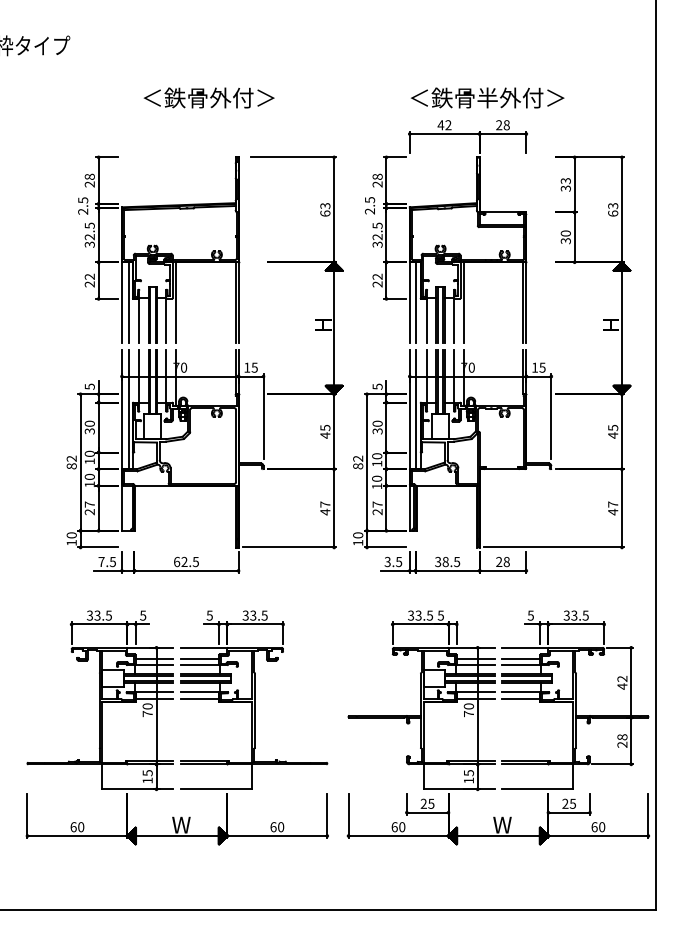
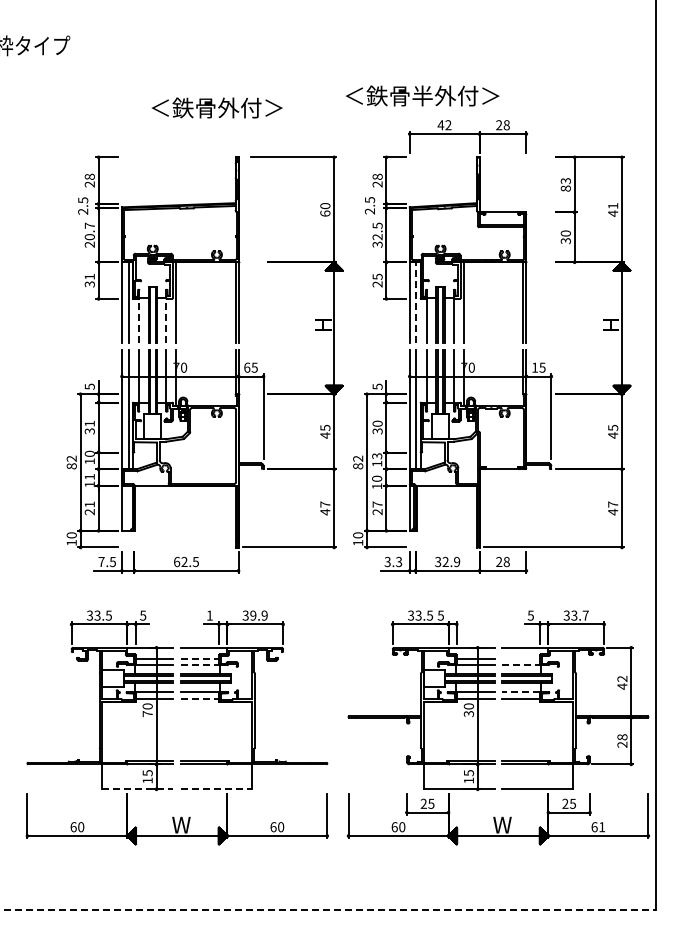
text position: (208, 97) -> (216, 107) (216, 107)
text position: (487, 97) -> (422, 95) (422, 95)
text: 33 -> 83 (565, 188)
text: 63 -> 60 (325, 206)
text: 63 -> 41 (613, 209)
text: 32.5 -> 20.7 (89, 234)
text: 22 -> 25 (377, 276)
text: 22 -> 31 (89, 280)
line: solid -> dashed (416, 302)
line: solid -> dashed (139, 320)
line: solid -> dashed (166, 320)
text: 15 -> 65 (247, 367)
text: 30 -> 31 (89, 423)
text: 10 -> 13 (377, 456)
text: 10 -> 11 (89, 476)
text: 27 -> 21 (89, 504)
text: 3.5 -> 3.3 (399, 561)
text: 38.5 -> 32.9 (451, 561)
text: 5 -> 1 (209, 615)
text: 33.5 -> 39.9 (258, 615)
text: 33.5 -> 33.7 (585, 615)
line: solid -> dashed (200, 658)
line: present -> none (521, 658)
line: solid -> dashed (201, 665)
line: solid -> dashed (522, 665)
line: solid -> dashed (521, 691)
line: solid -> dashed (200, 698)
text: 70 -> 30 (468, 714)
line: solid -> dashed (137, 789)
line: solid -> dashed (217, 789)
text: 60 -> 61 (602, 827)
line: solid -> dashed (328, 909)
